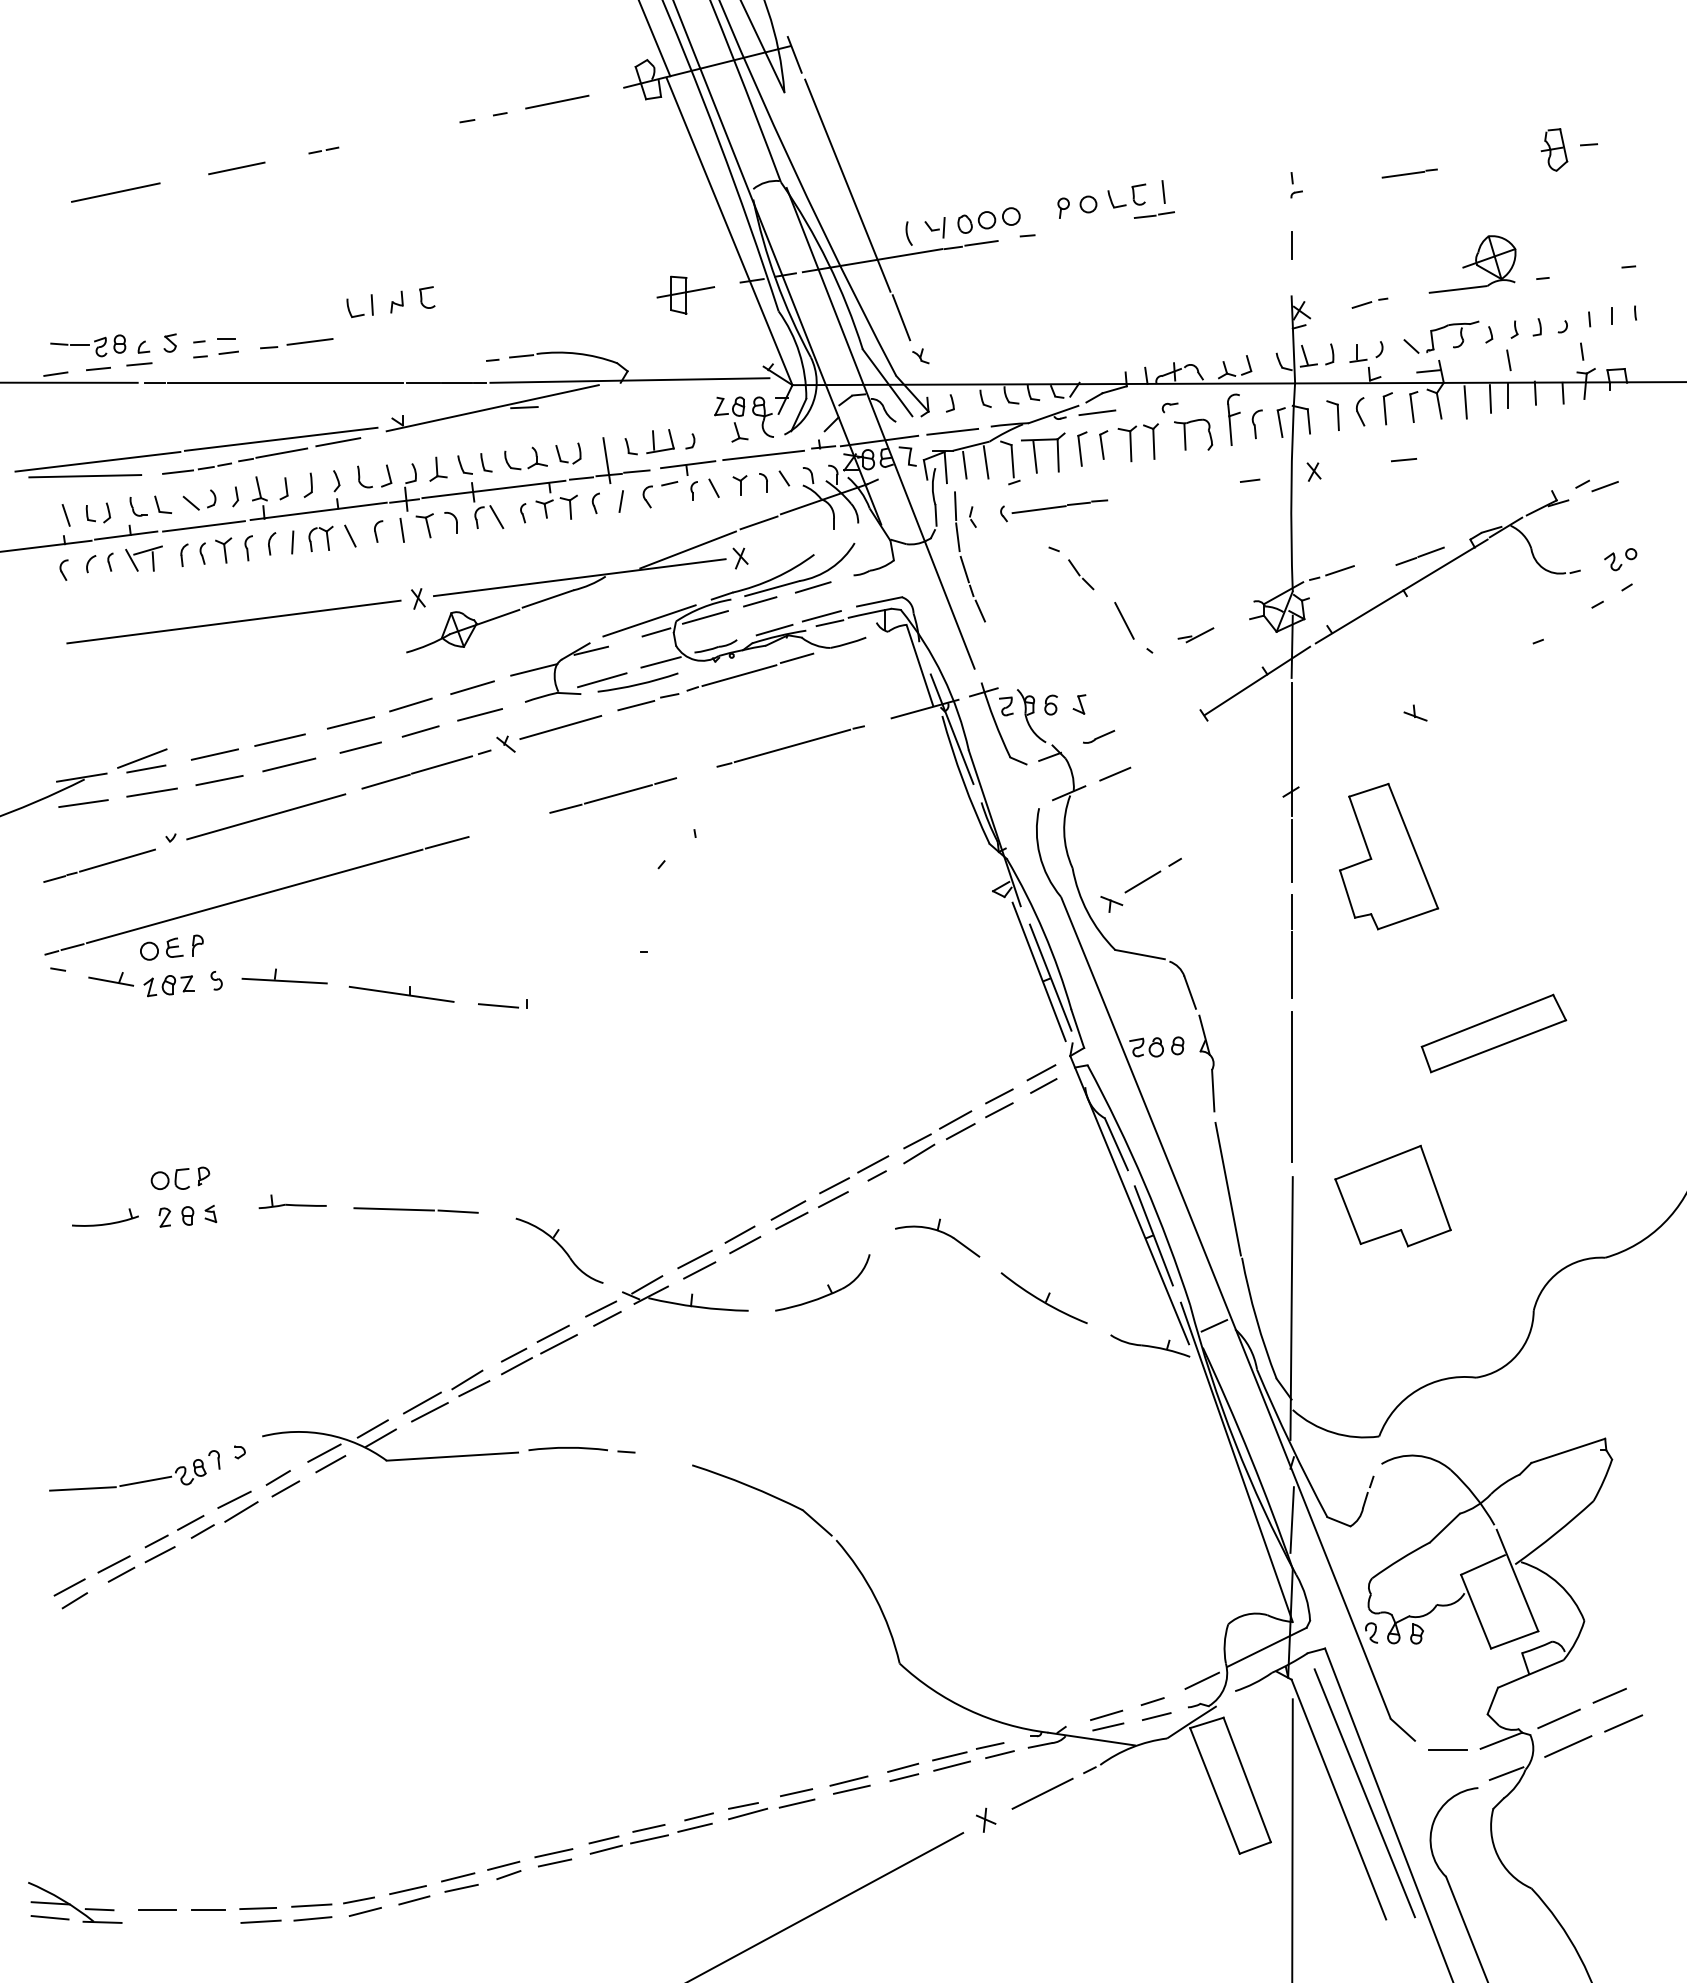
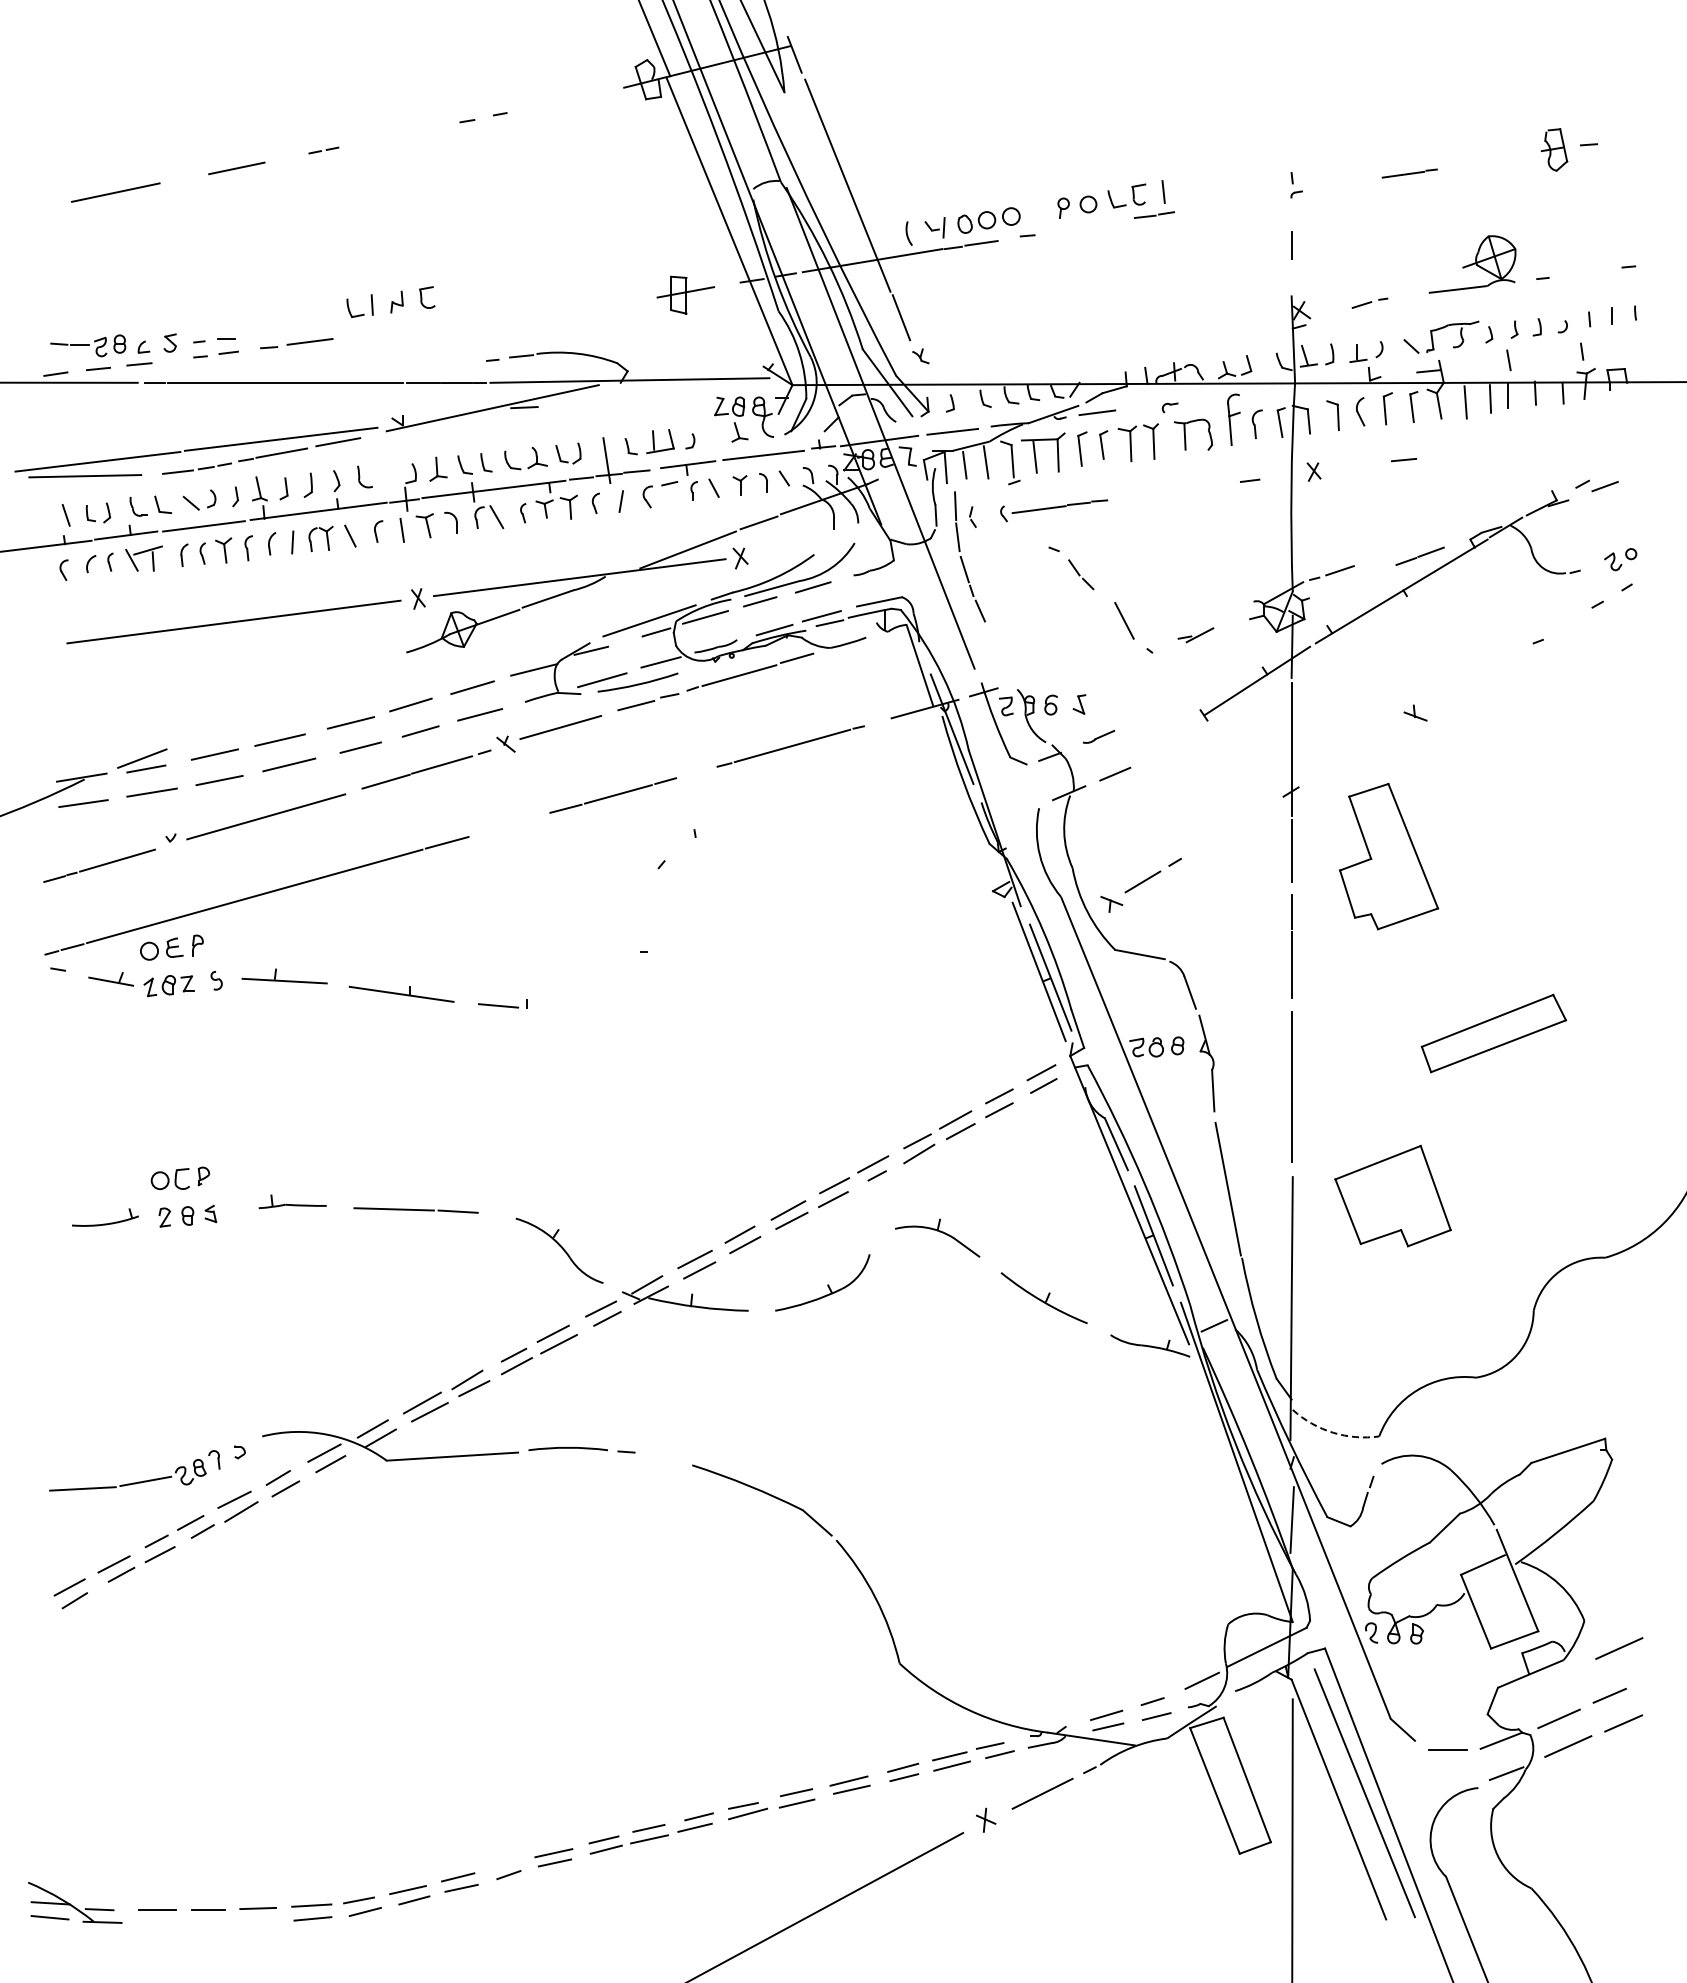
line: present -> none (557, 101)
part: present -> none (386, 475)
arc: solid -> dashed (1333, 1432)
line: none -> present (1619, 1648)
line: present -> none (503, 1865)
line: present -> none (260, 1921)
